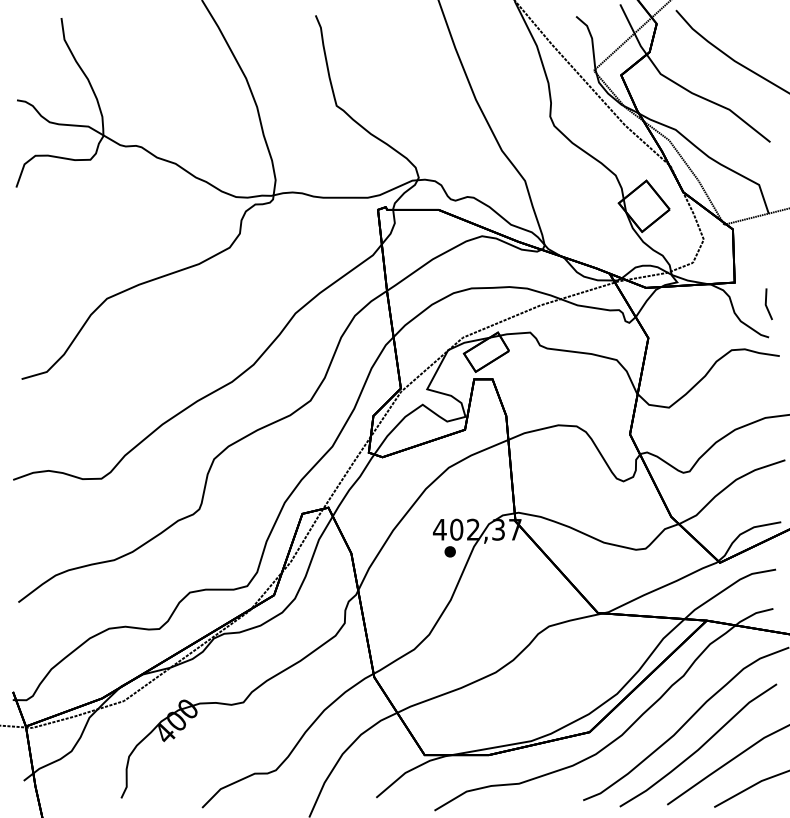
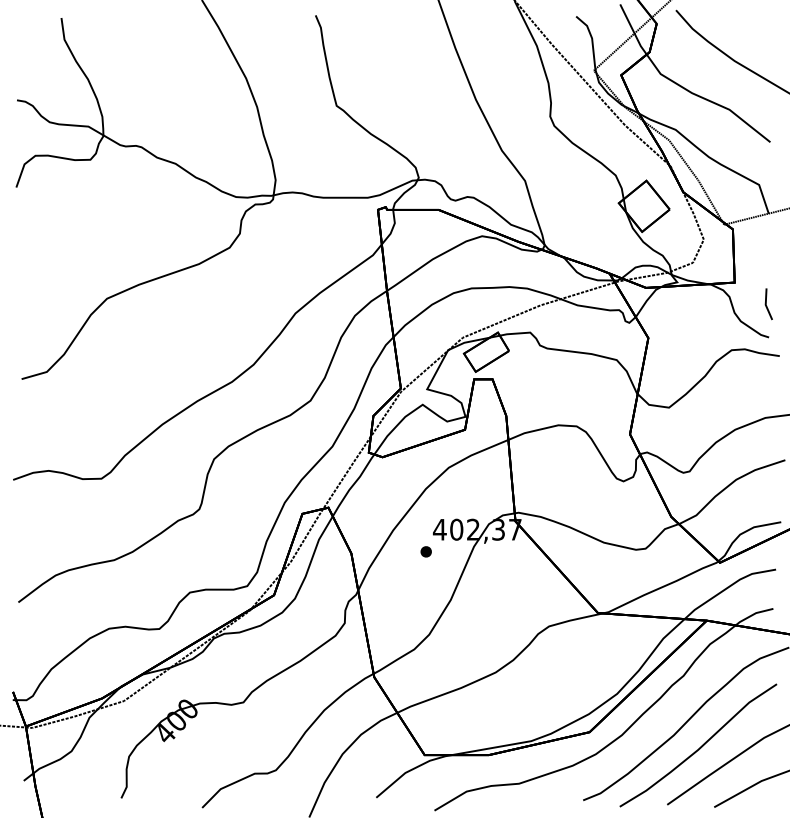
part position: (449, 551) -> (425, 551) (425, 551)
